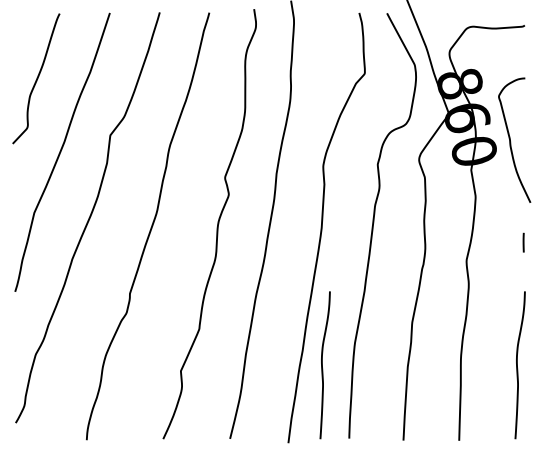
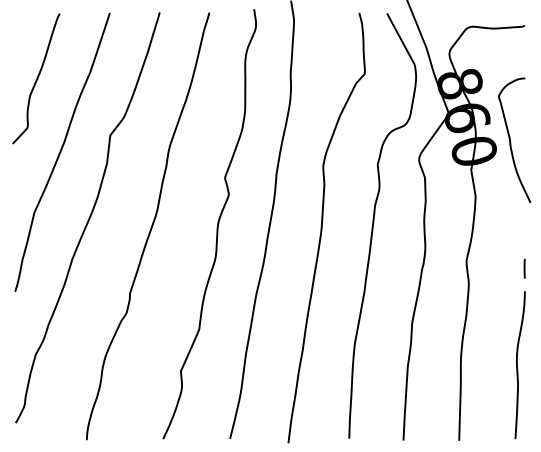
line position: (523, 242) -> (524, 268) (524, 268)
curve: present -> none (322, 365)
